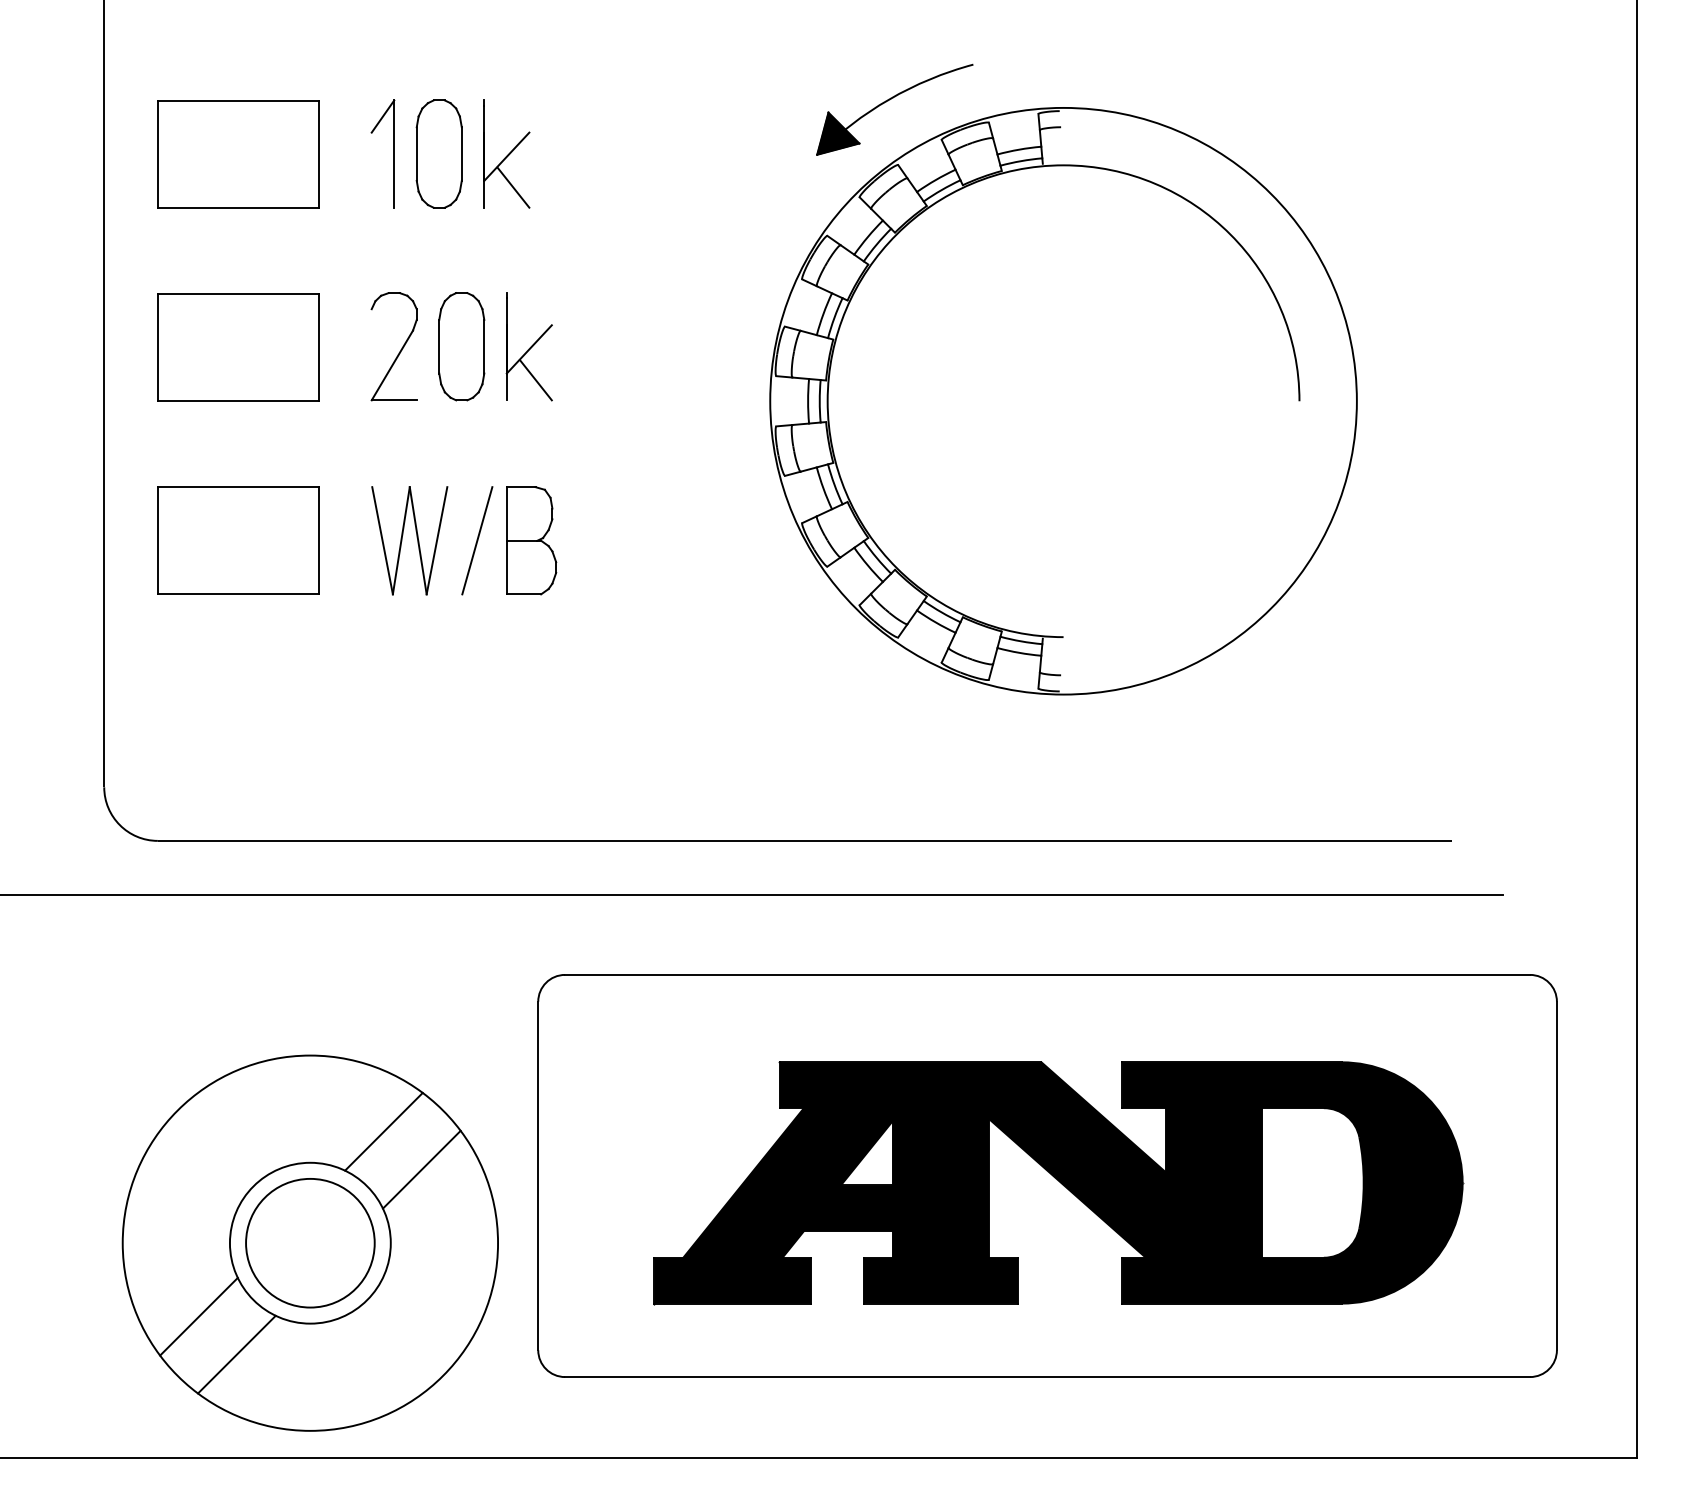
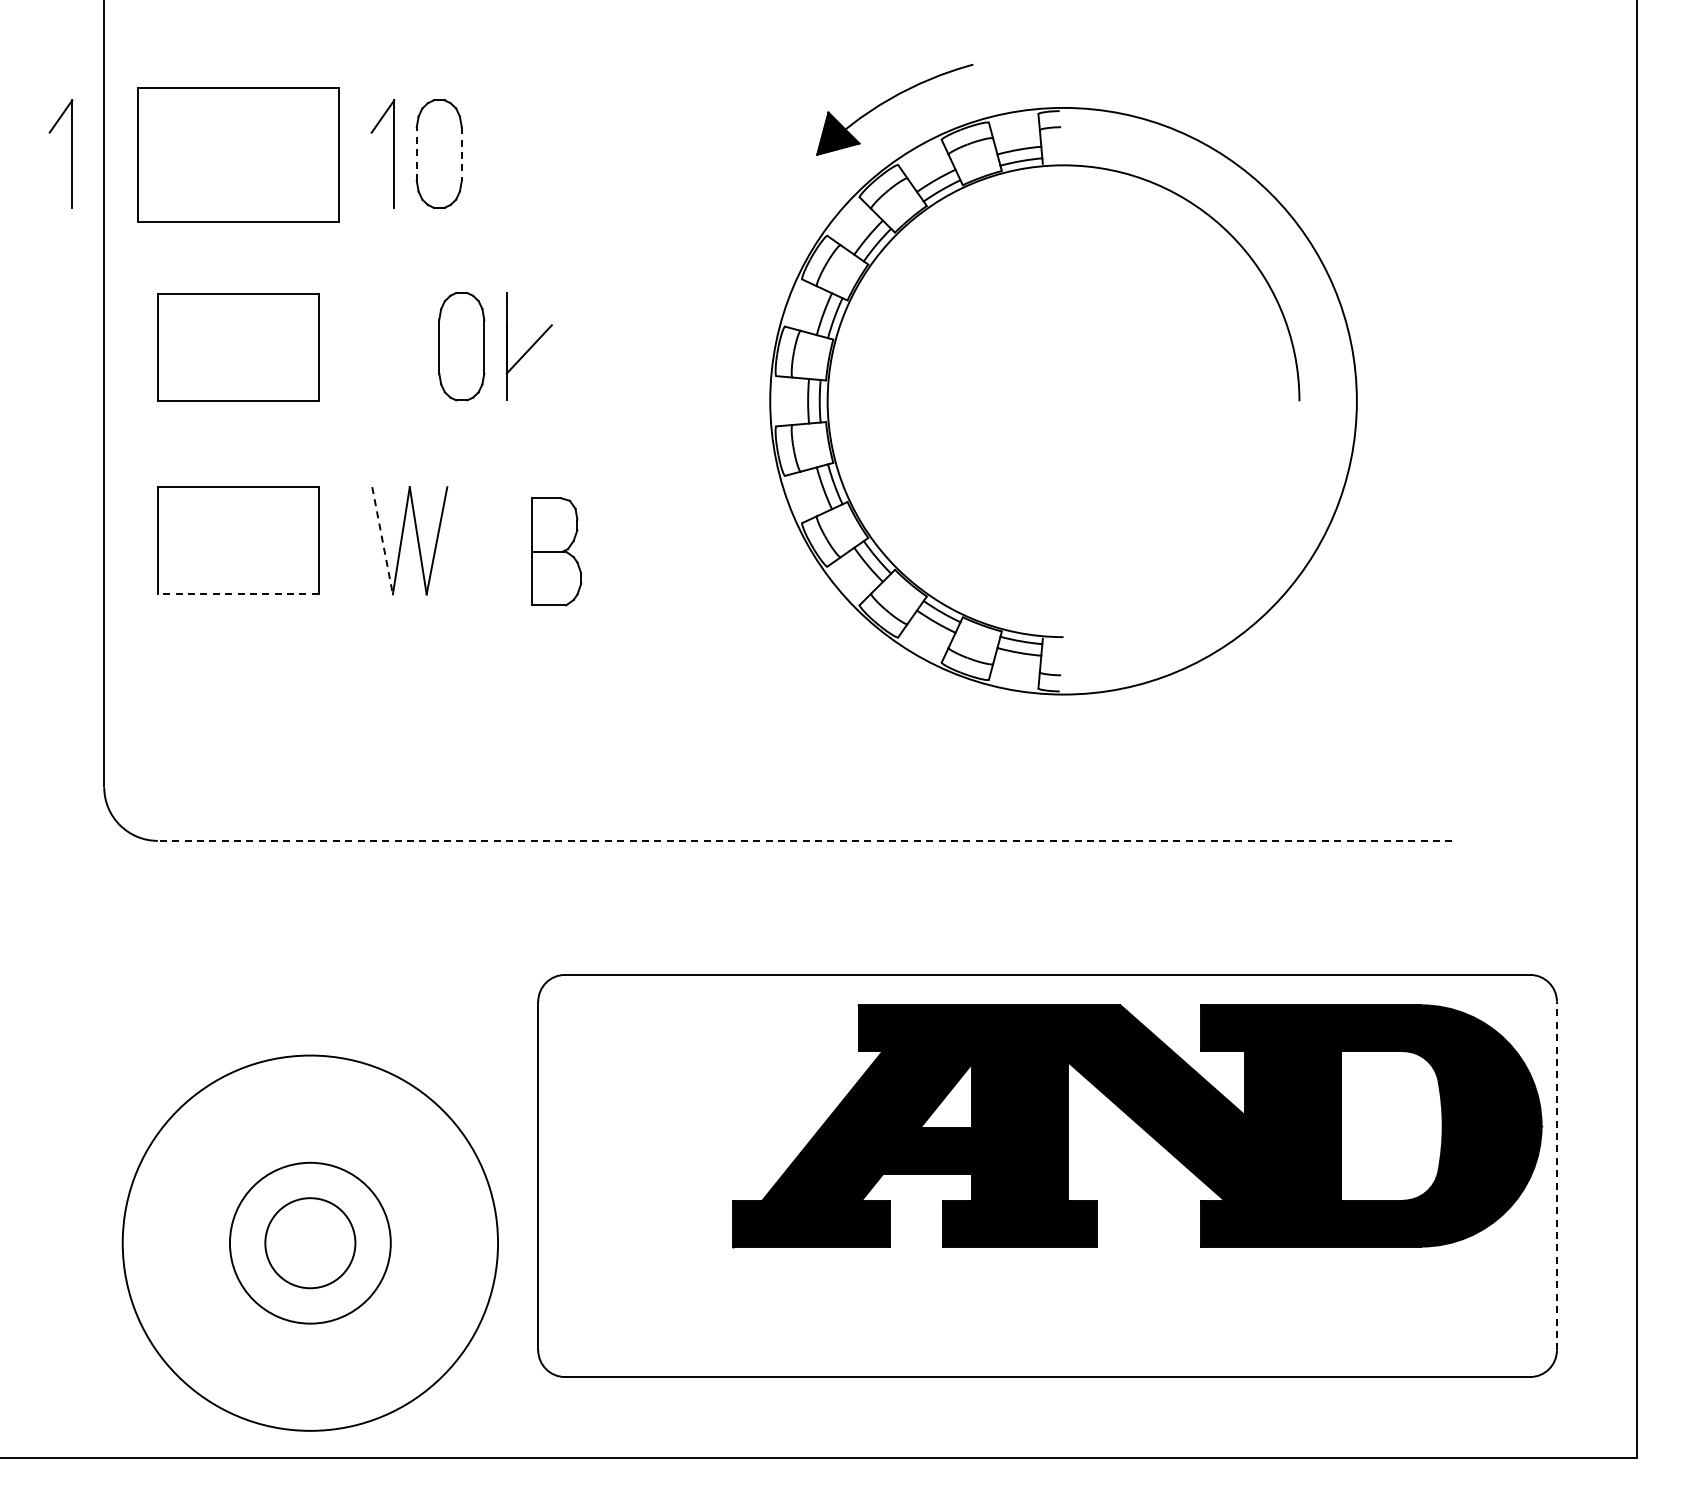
part: none -> present (71, 153)
part: present -> none (506, 153)
part size: 163x109 px -> 203x136 px (238, 154)
line: solid -> dashed (416, 154)
line: solid -> dashed (461, 154)
part: present -> none (400, 349)
line: present -> none (535, 380)
line: solid -> dashed (382, 540)
line: present -> none (477, 540)
part position: (531, 540) -> (556, 551) (556, 551)
line: solid -> dashed (237, 594)
line: solid -> dashed (804, 840)
line: present -> none (752, 894)
line: present -> none (383, 1131)
line: present -> none (421, 1169)
line: solid -> dashed (1556, 1175)
part position: (1058, 1183) -> (1137, 1126) (1137, 1126)
circle diameter: 129 px -> 90 px (310, 1243)
line: present -> none (198, 1316)
line: present -> none (236, 1354)
